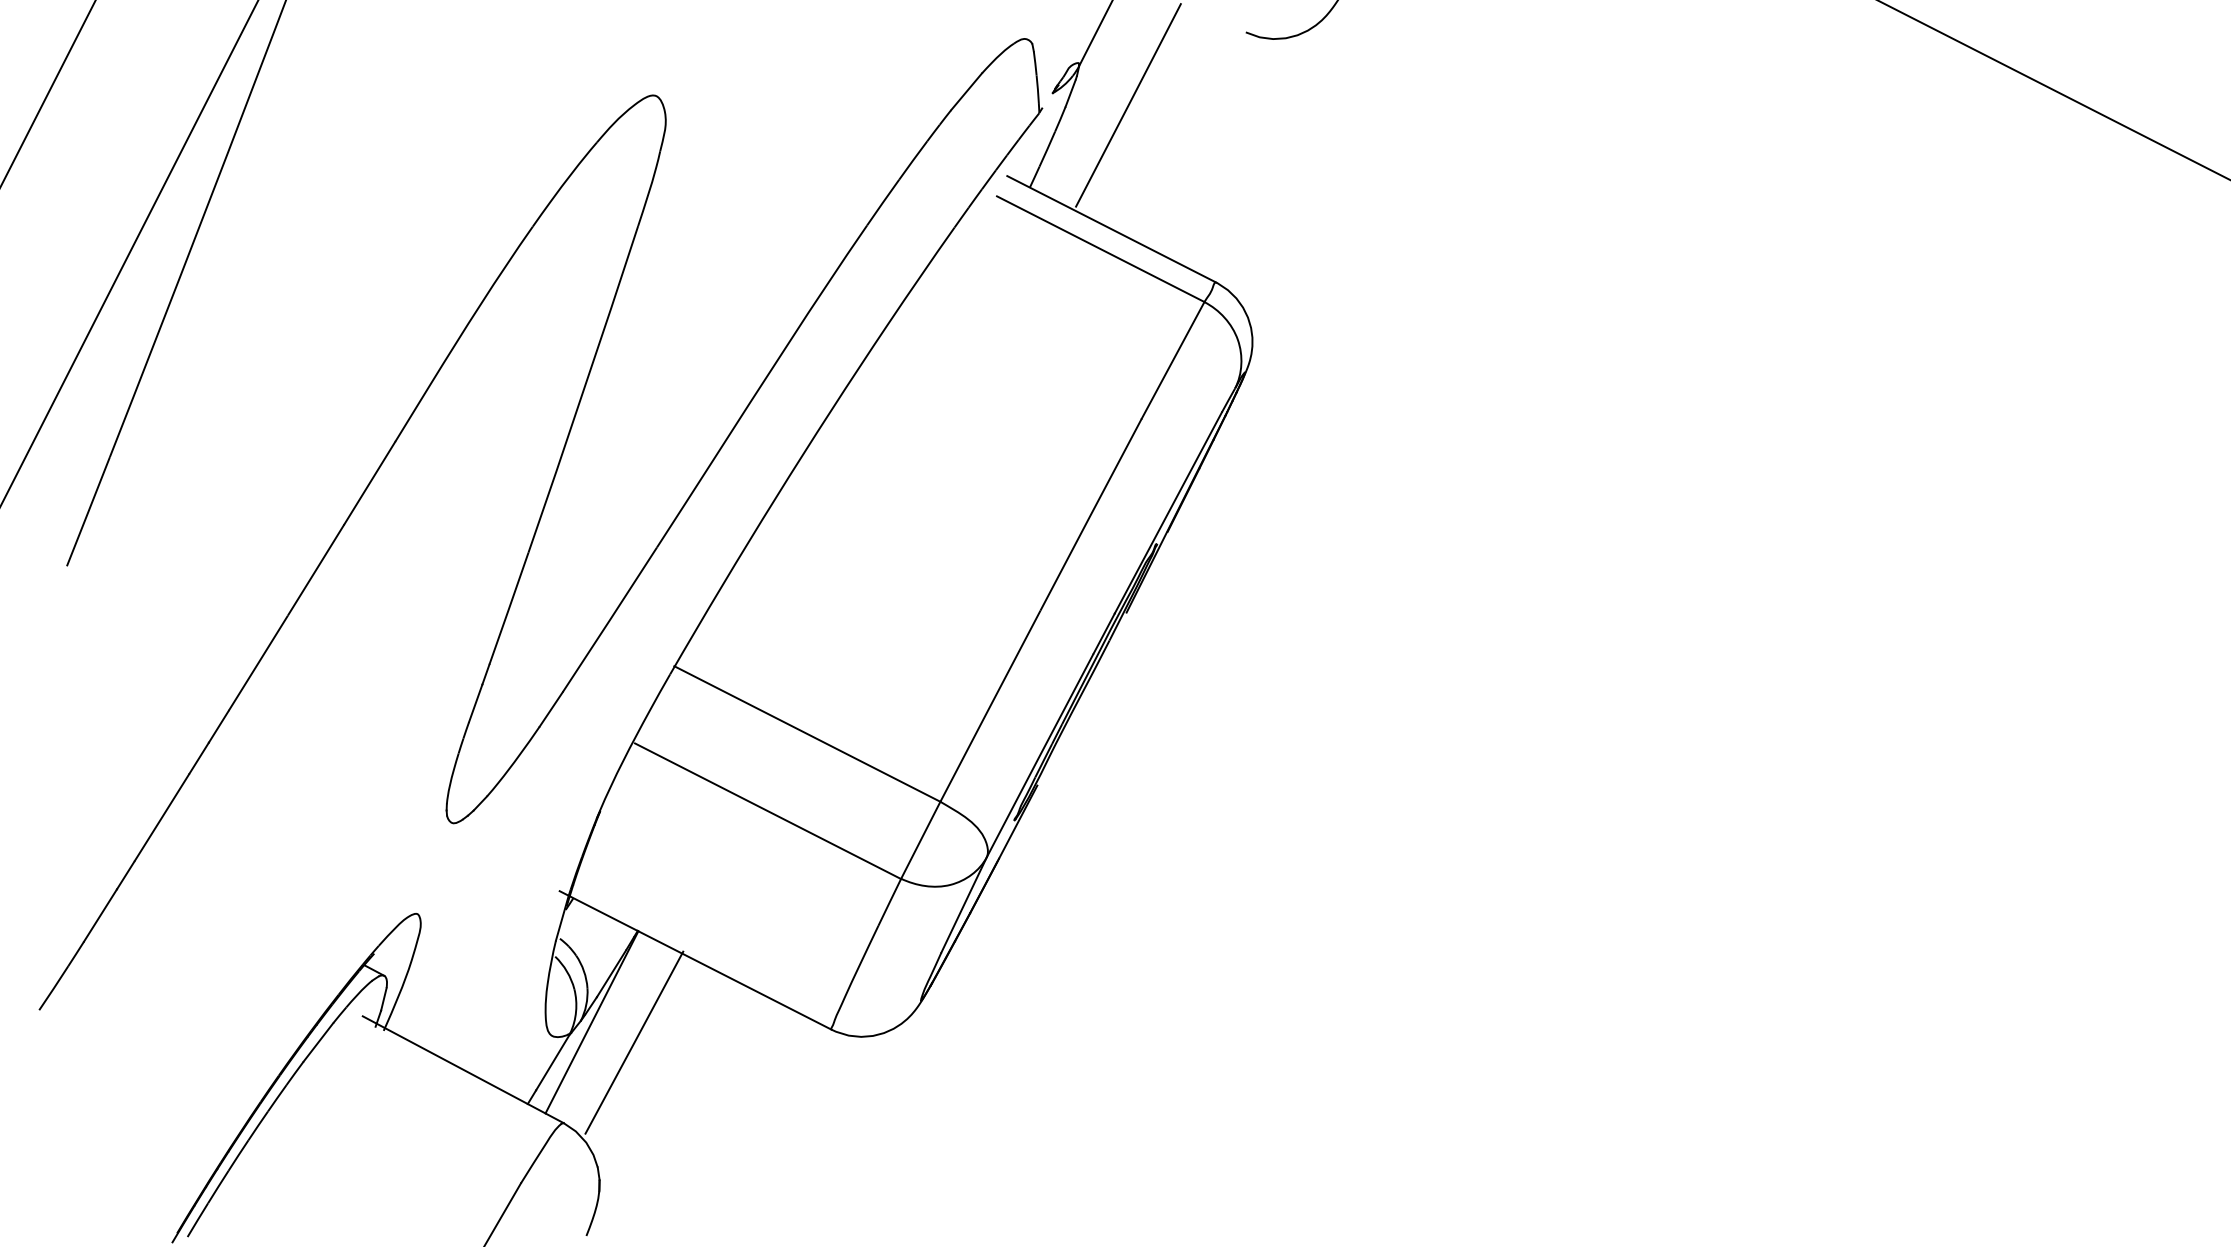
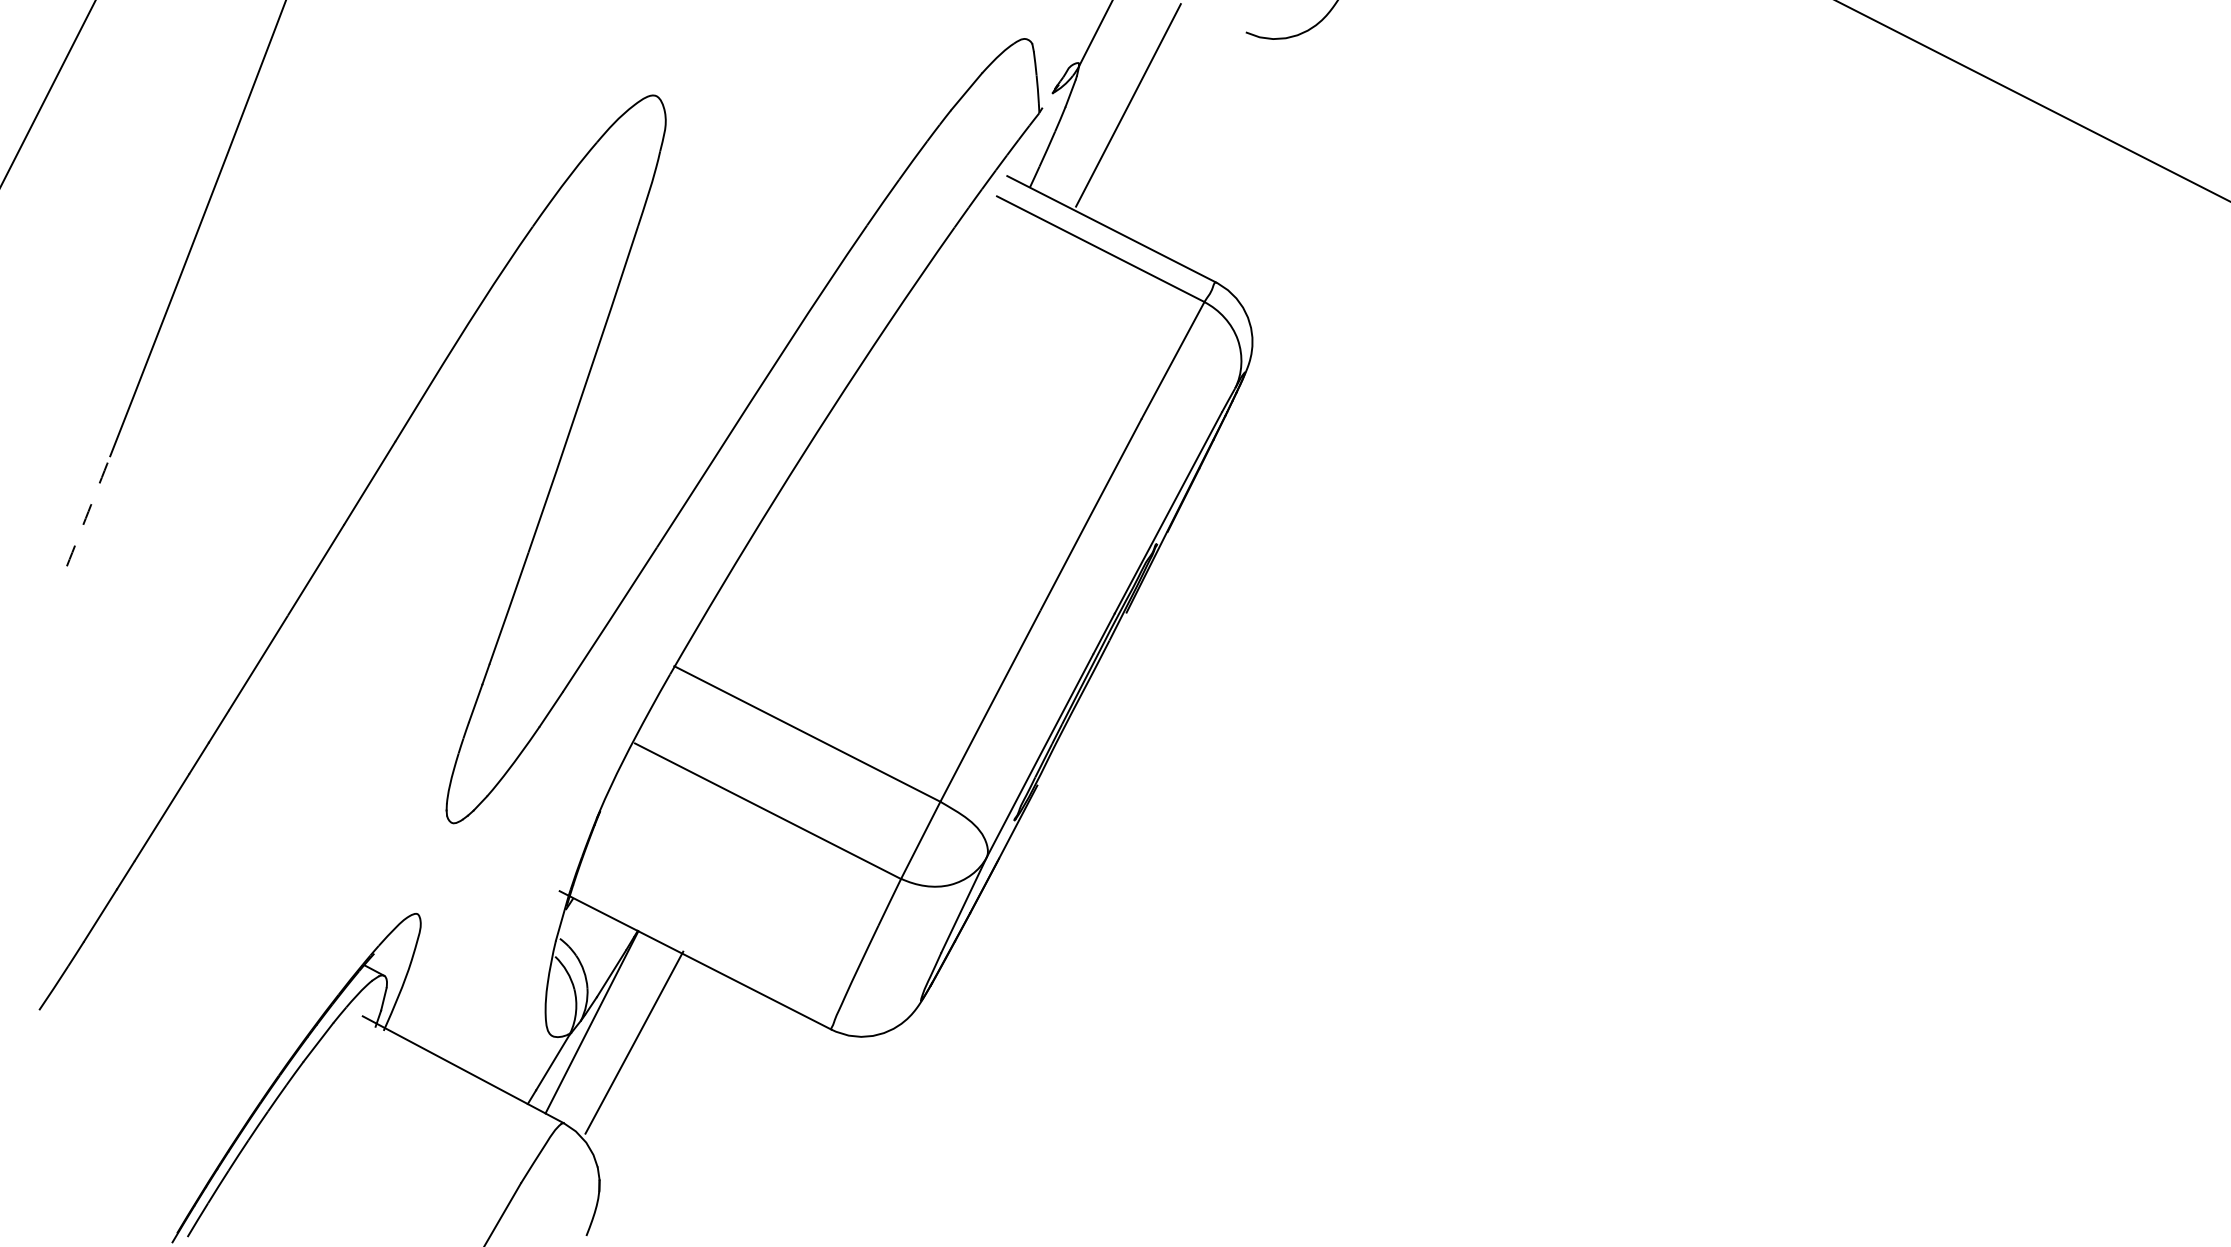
line position: (2054, 90) -> (2032, 101) (2032, 101)
line: present -> none (129, 252)
arc: solid -> dashed (88, 511)
